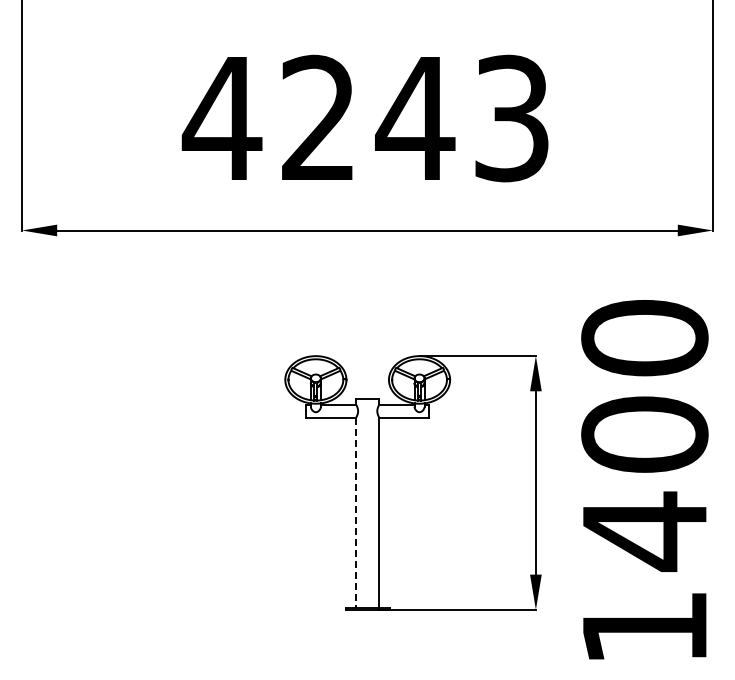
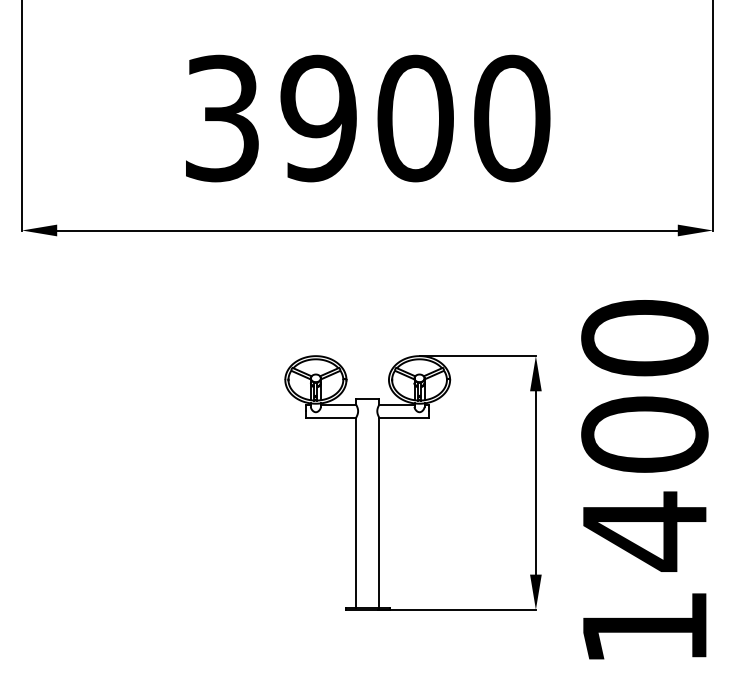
text: 4243 -> 3900 (365, 118)
line: dashed -> solid (356, 513)
